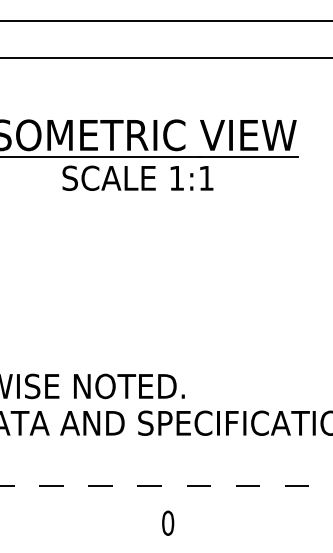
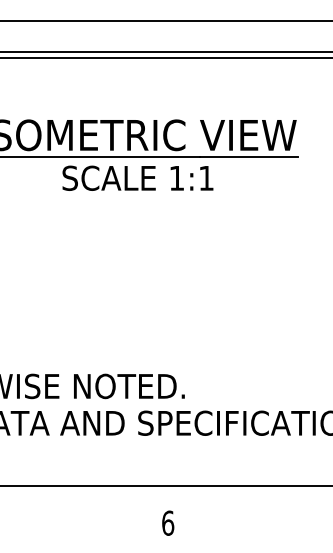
line: none -> present (165, 52)
line: dashed -> solid (166, 486)
text: 0 -> 6 (168, 522)
